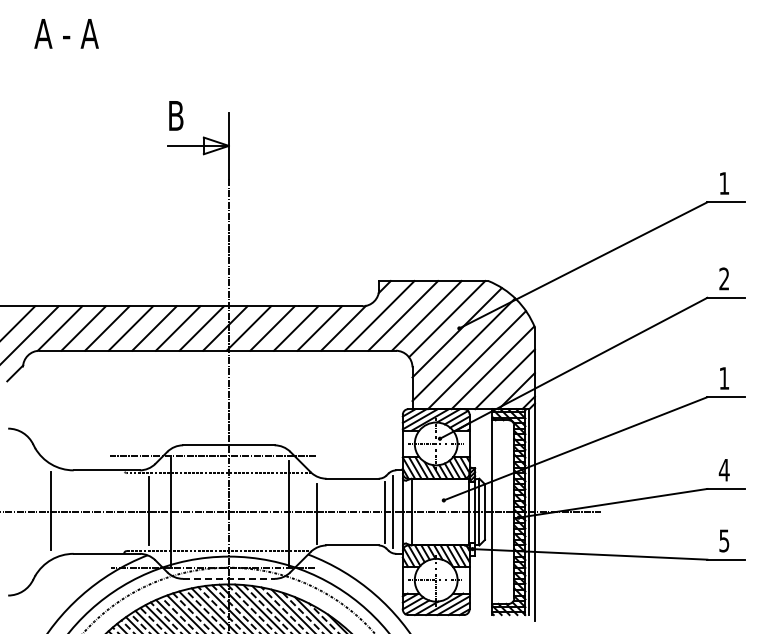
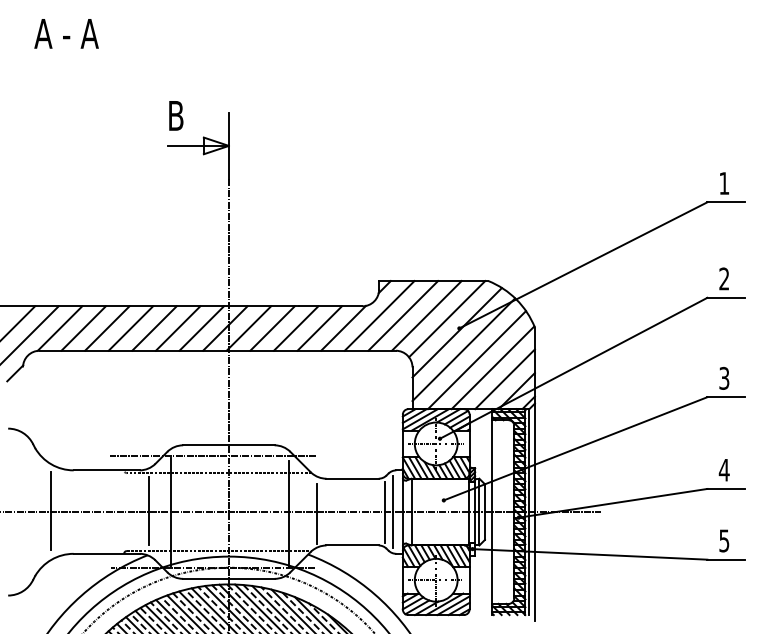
text: 1 -> 3 (724, 377)
line: dashed -> solid (228, 578)
